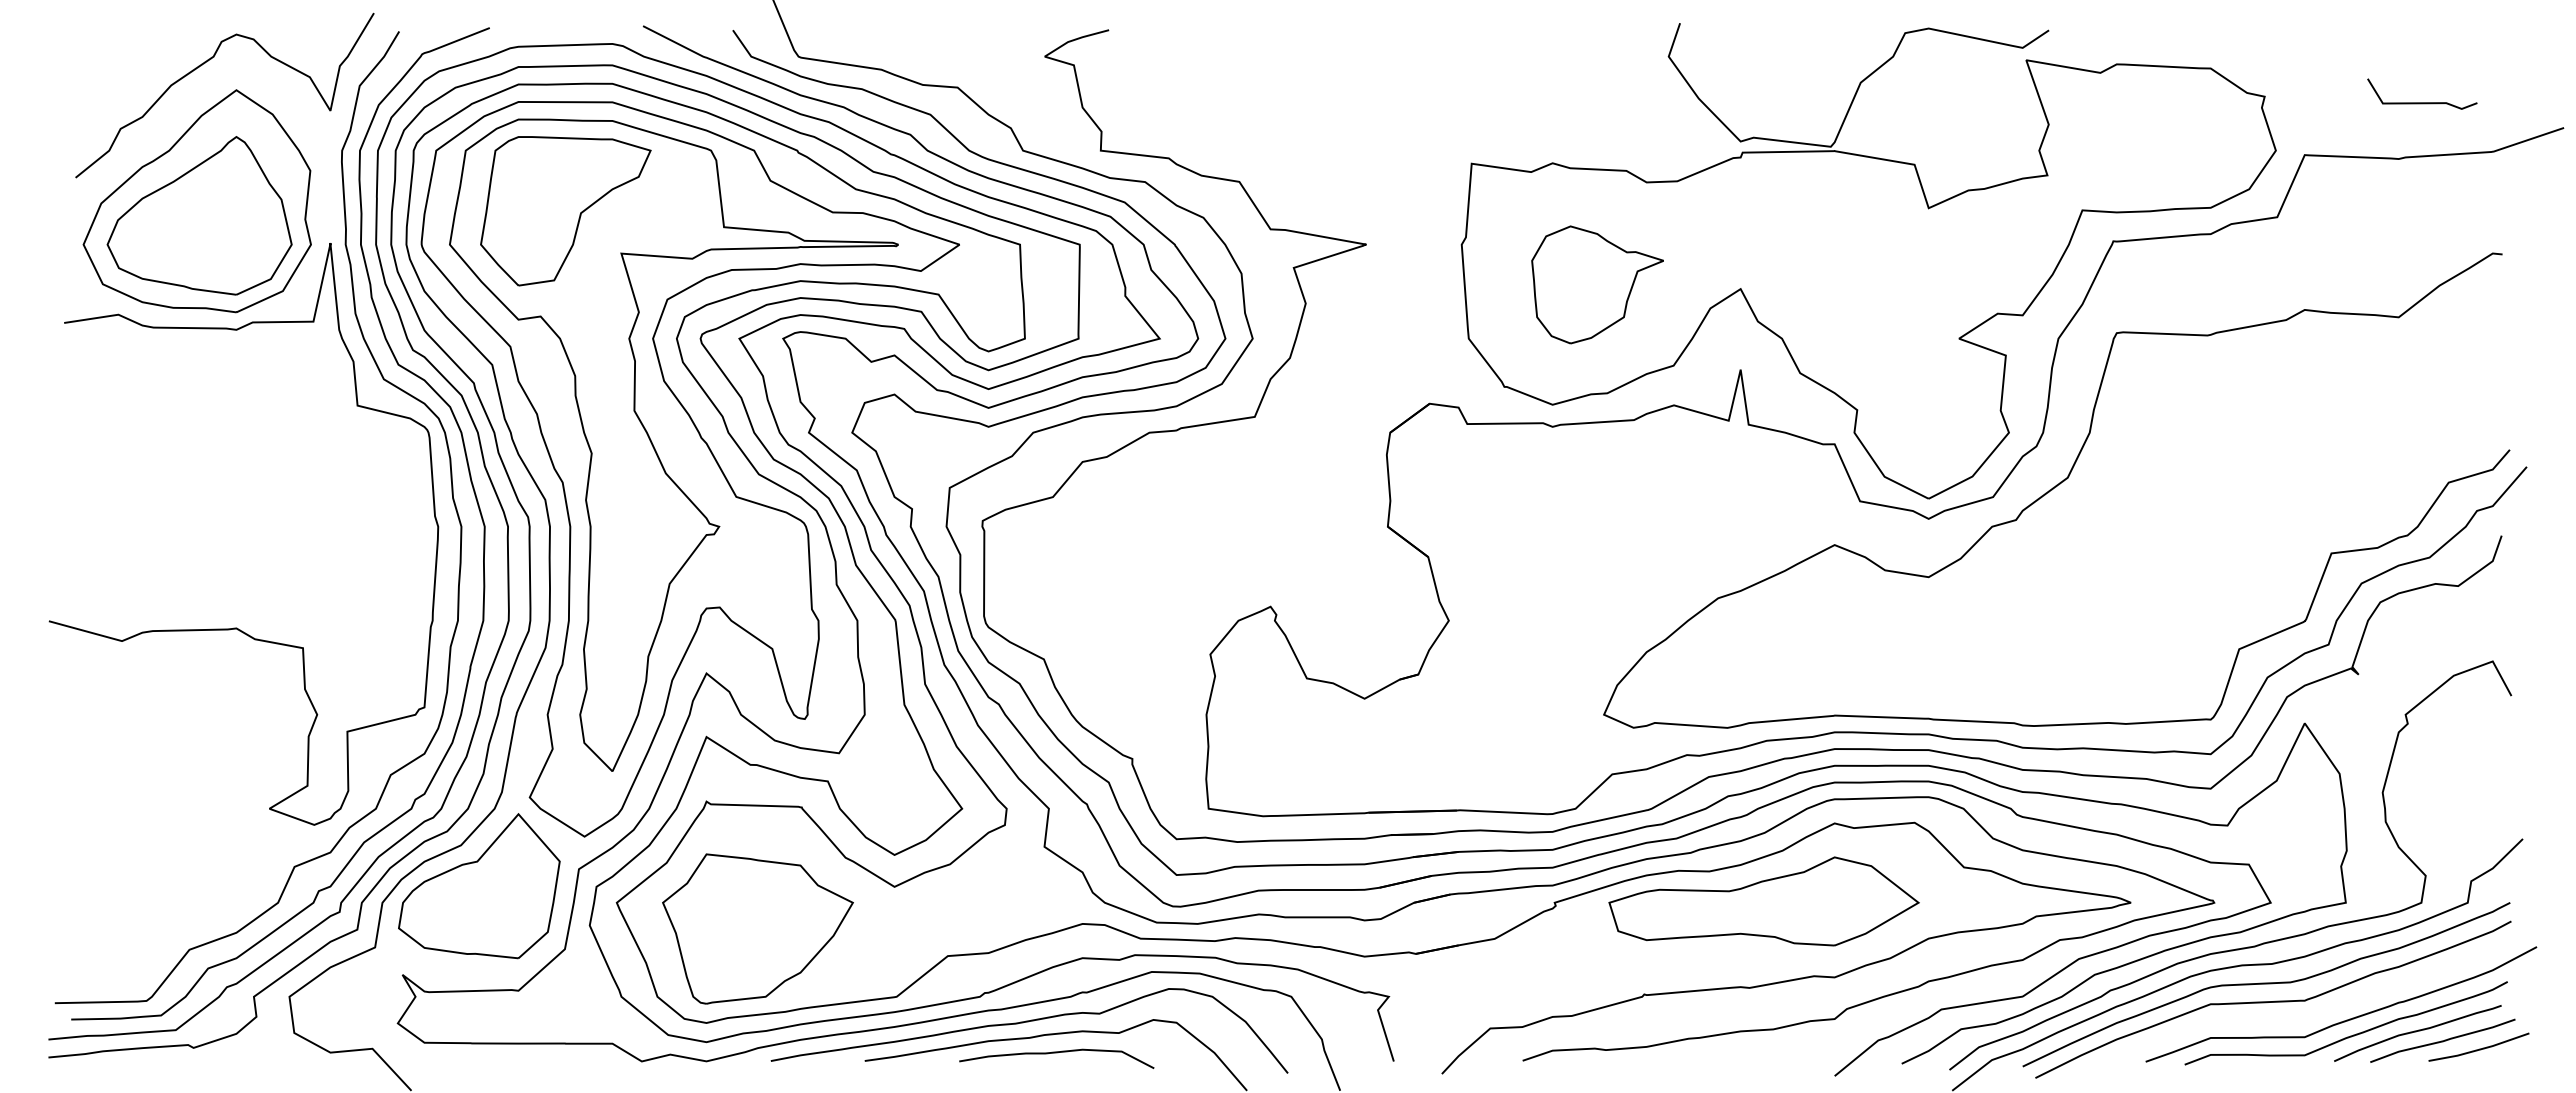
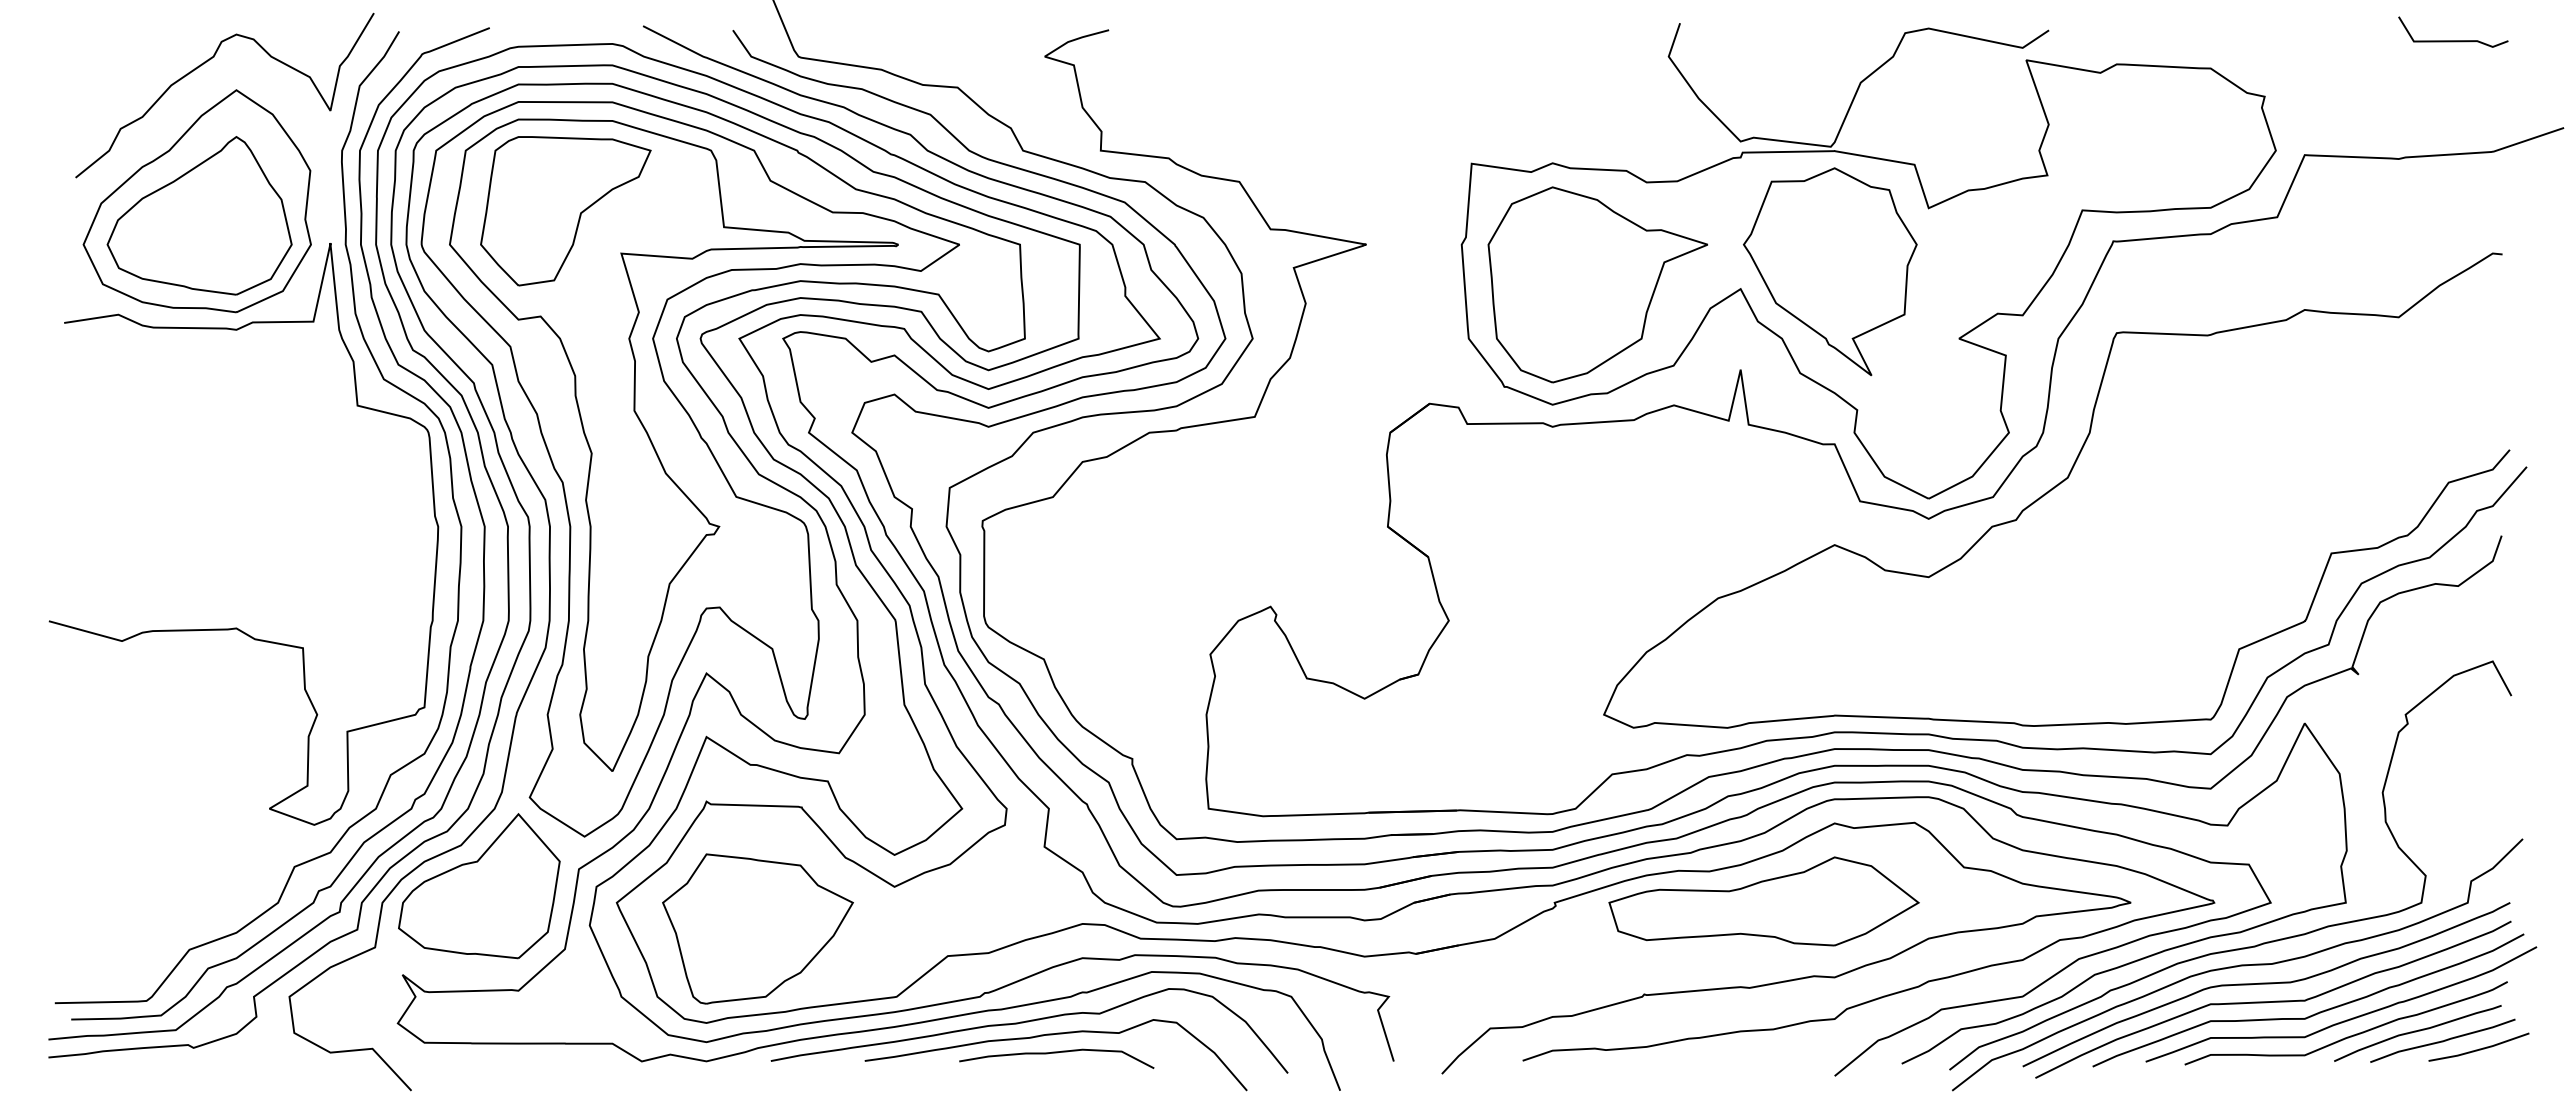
line position: (2422, 102) -> (2453, 40) (2453, 40)
part: none -> present (1830, 271)
part size: 133x120 px -> 221x198 px (1597, 284)
curve: none -> present (2314, 1013)
